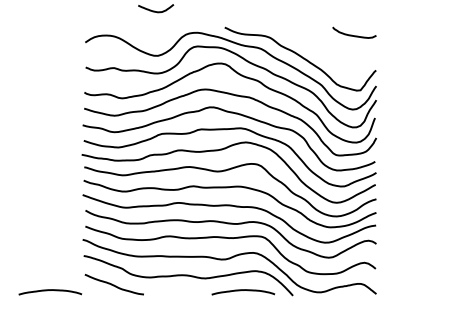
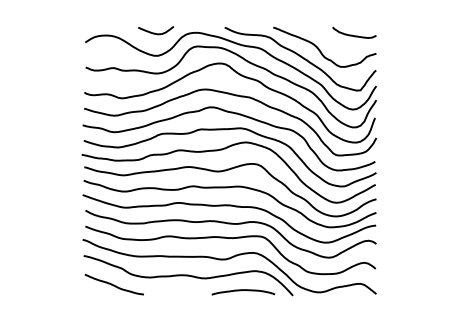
curve position: (154, 10) -> (154, 32) (154, 32)
curve: none -> present (319, 48)
curve: present -> none (50, 290)
